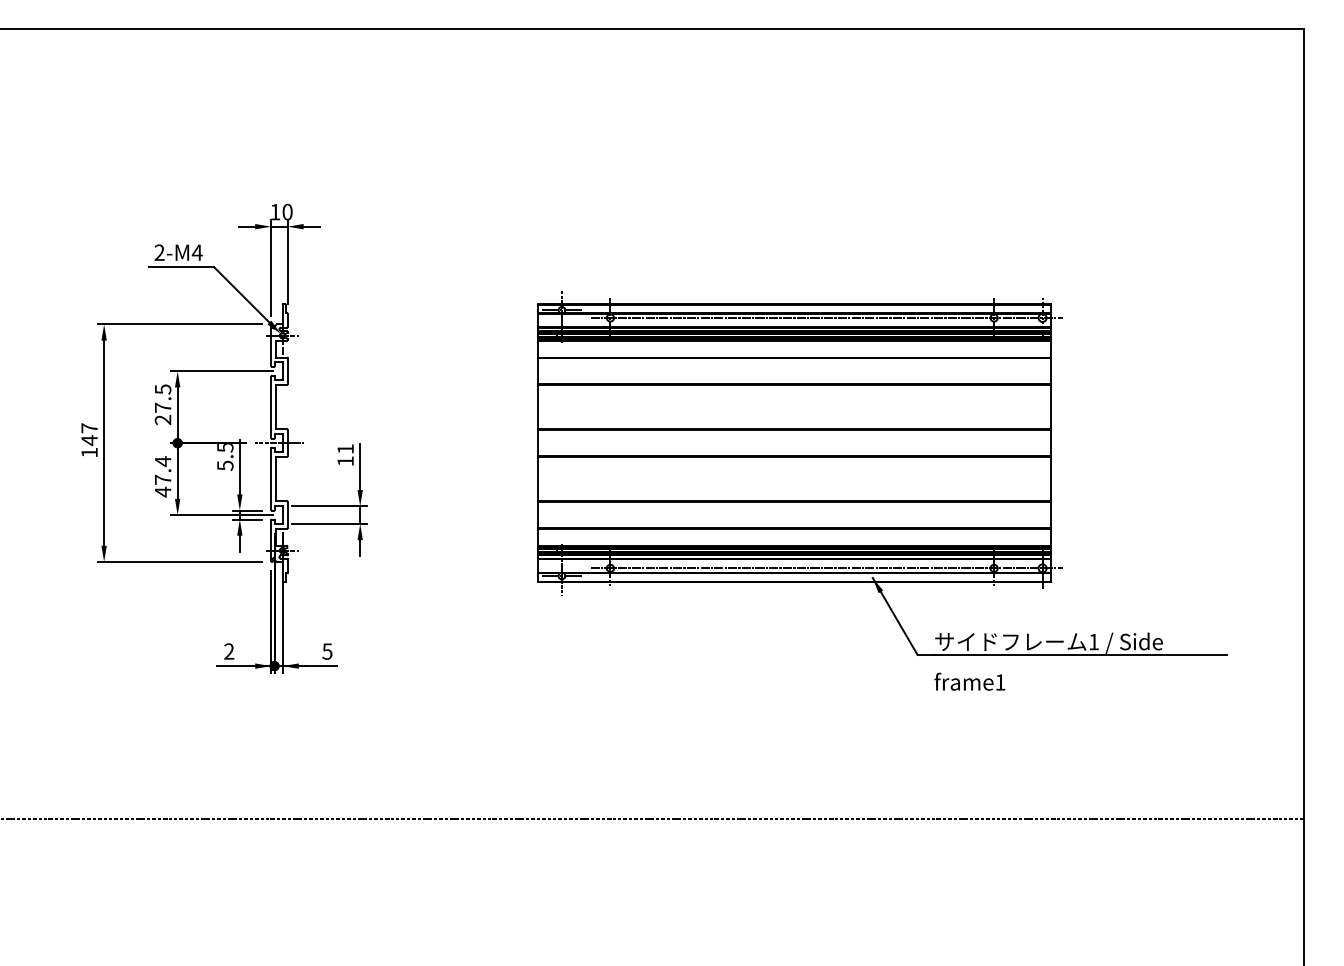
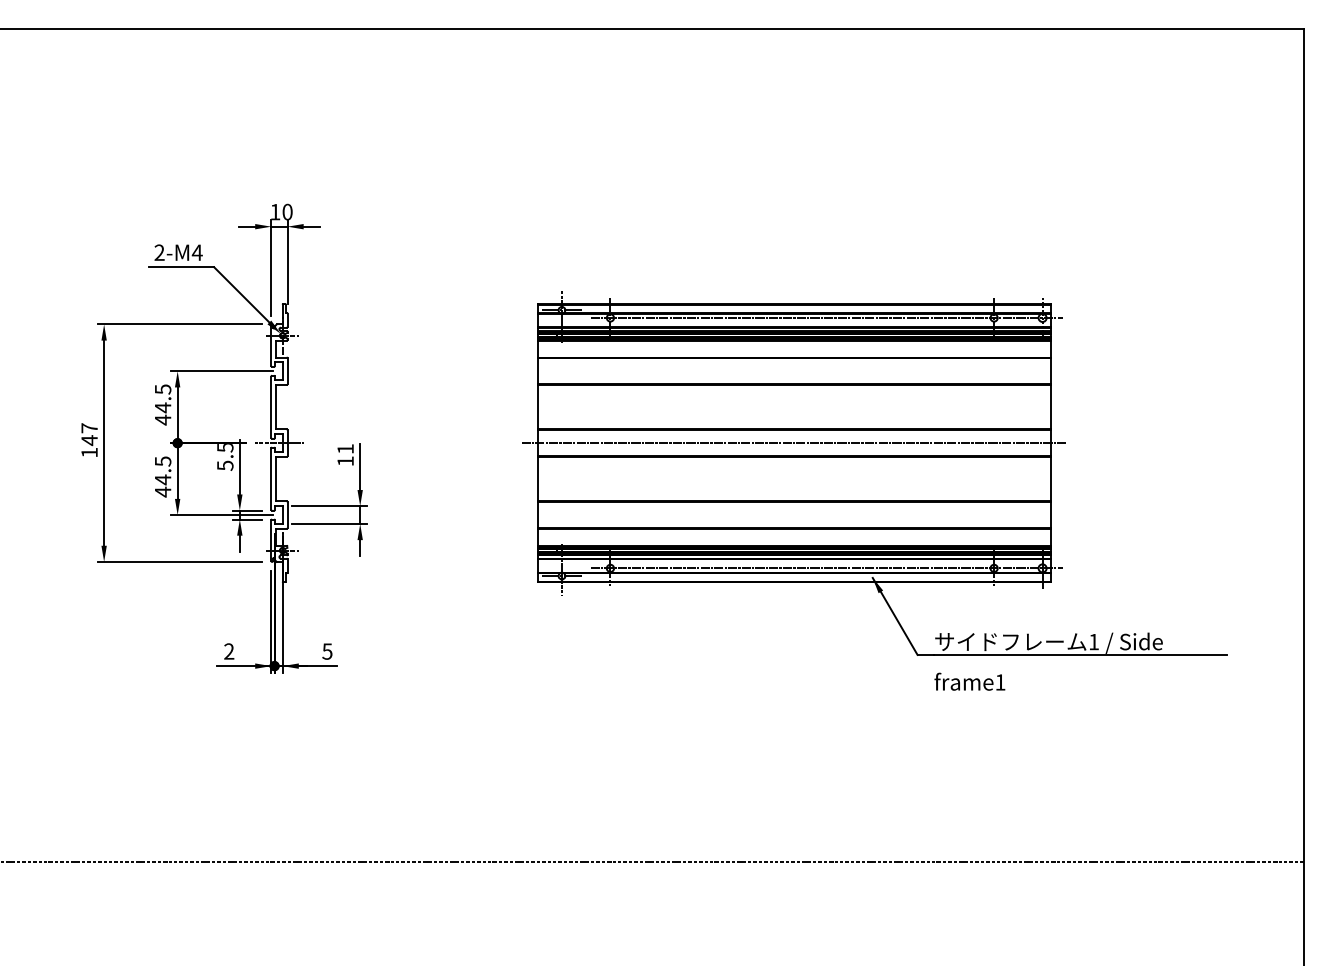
text: 27.5 -> 44.5 (162, 413)
line: none -> present (793, 443)
text: 47.4 -> 44.5 (163, 470)
line position: (652, 819) -> (652, 862) (652, 862)
